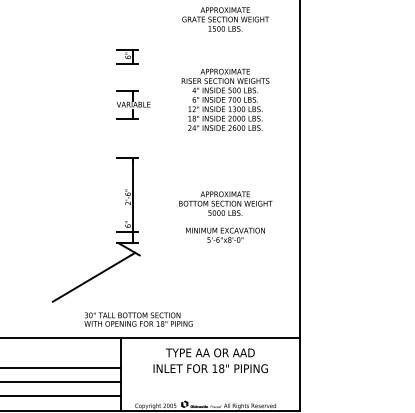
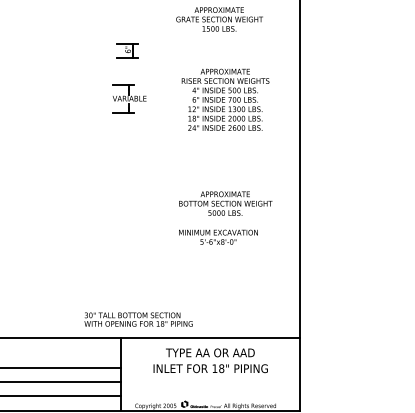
text position: (225, 19) -> (219, 19) (219, 19)
part position: (127, 56) -> (127, 50) (127, 50)
part position: (133, 104) -> (129, 98) (129, 98)
part: present -> none (116, 231)
text position: (225, 234) -> (218, 236) (218, 236)
